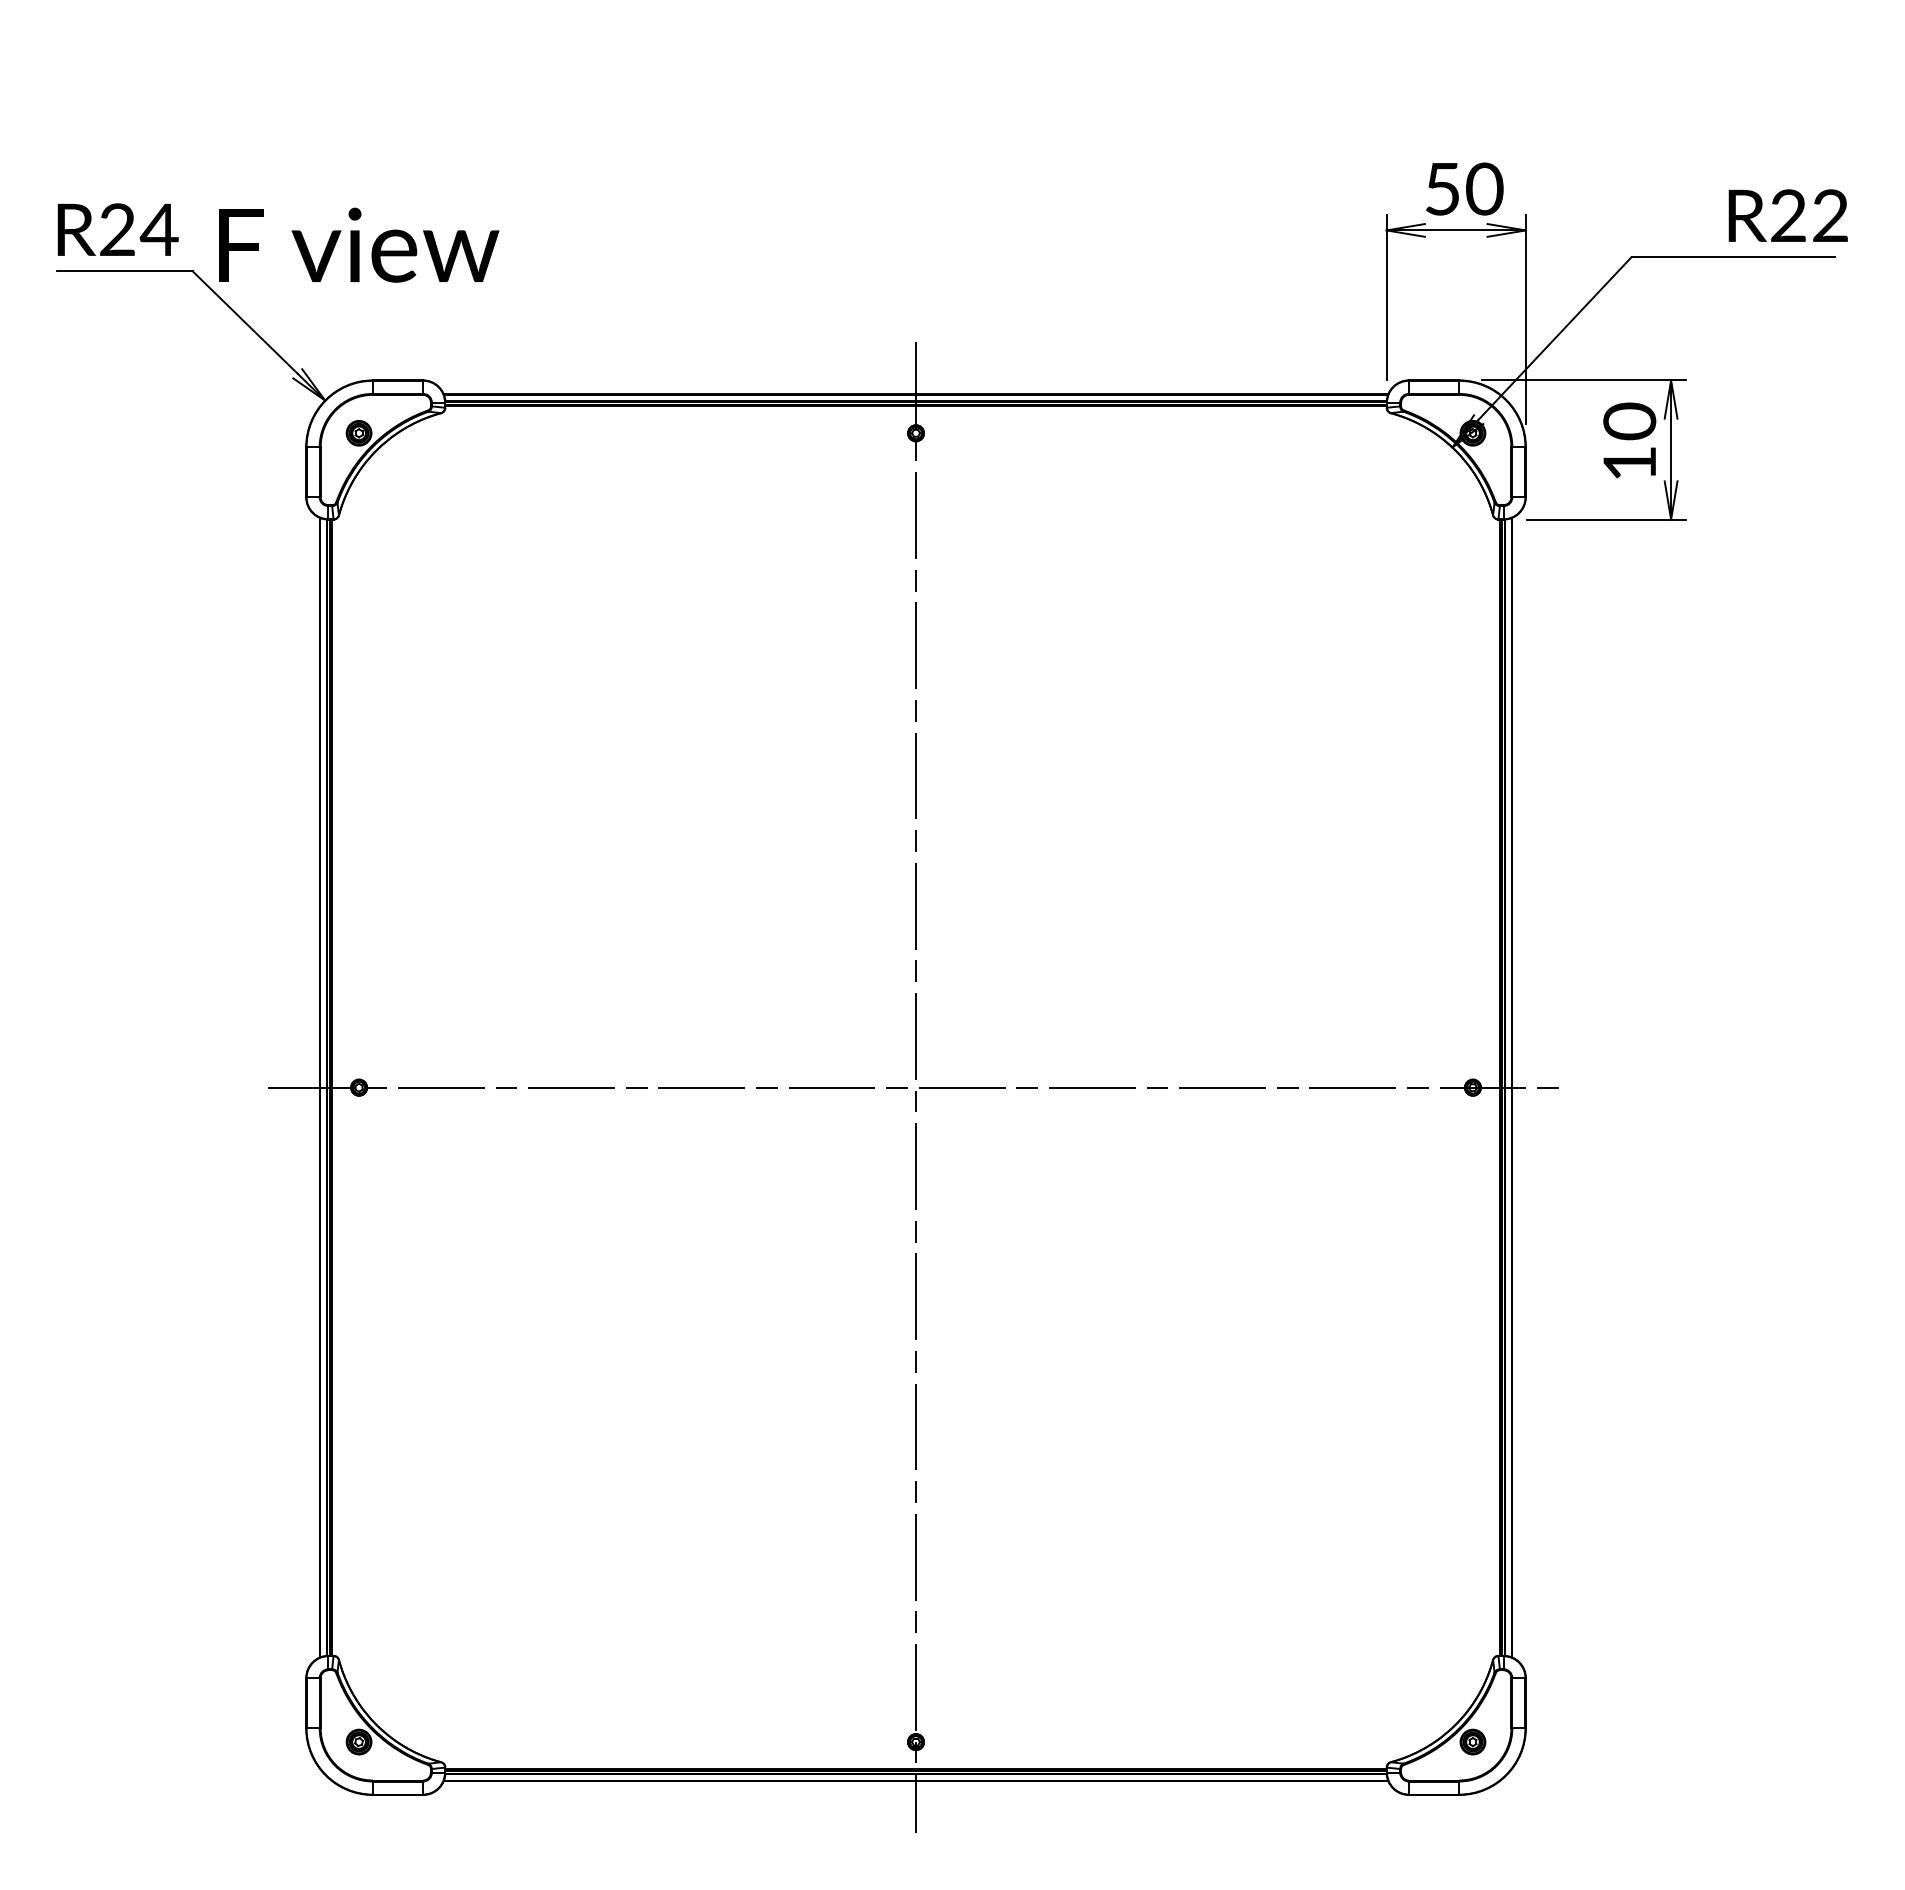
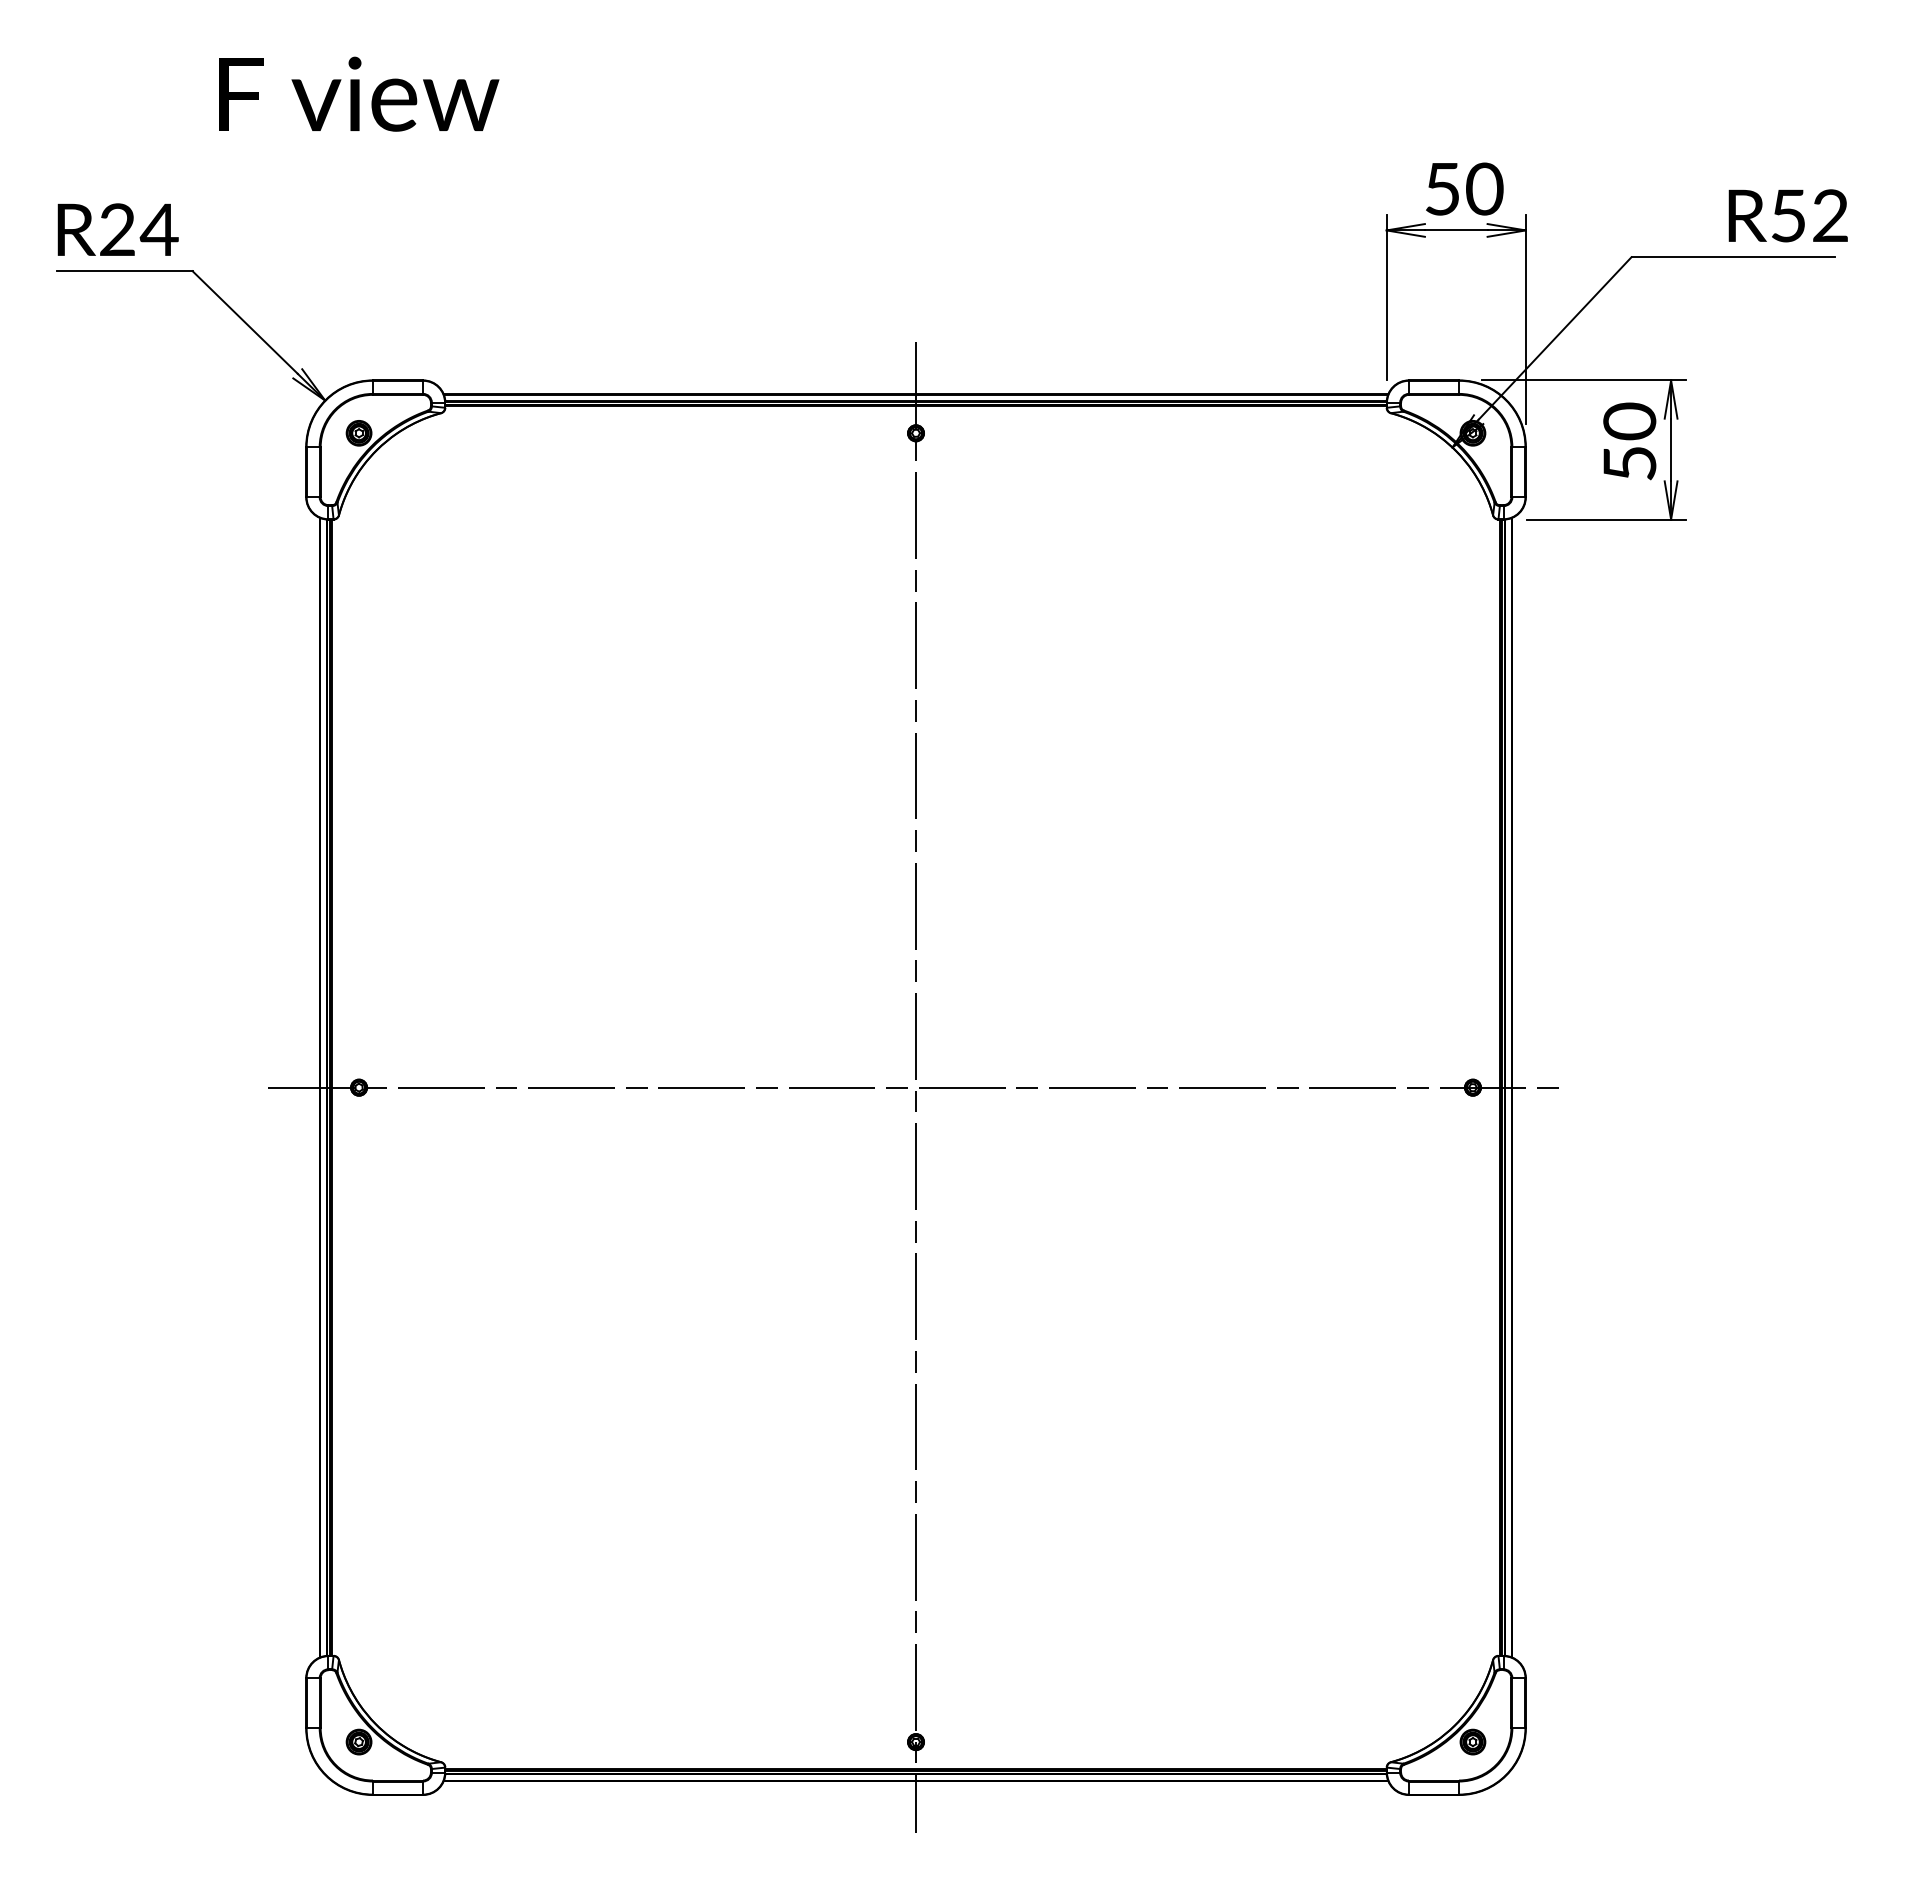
text: R22 -> R52 (1788, 215)
text position: (359, 244) -> (359, 93) (359, 93)
text: 10 -> 50 (1629, 463)
